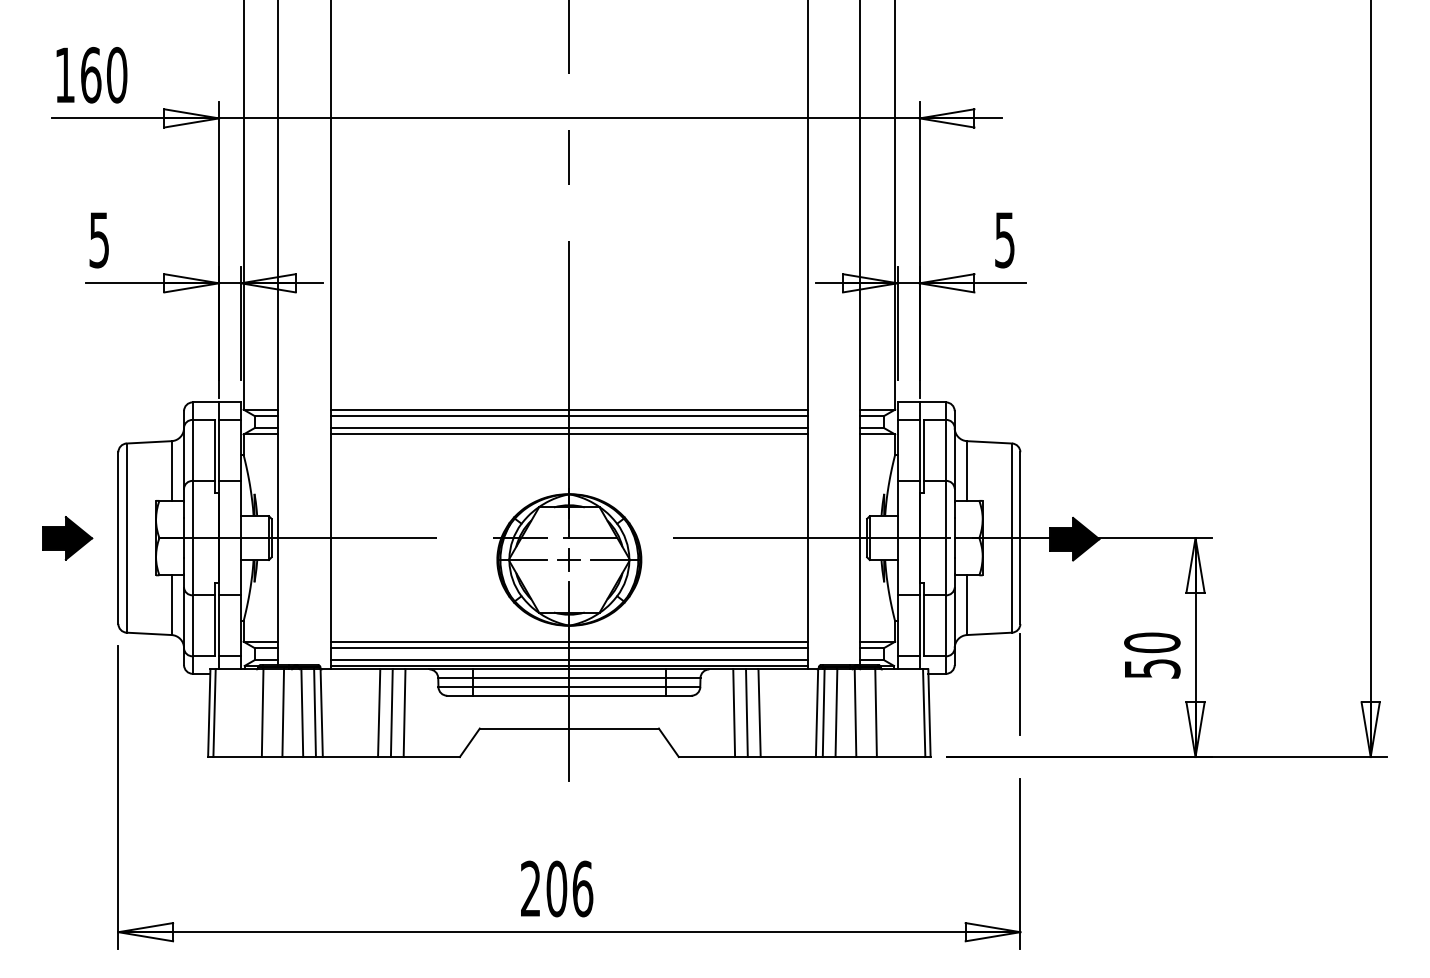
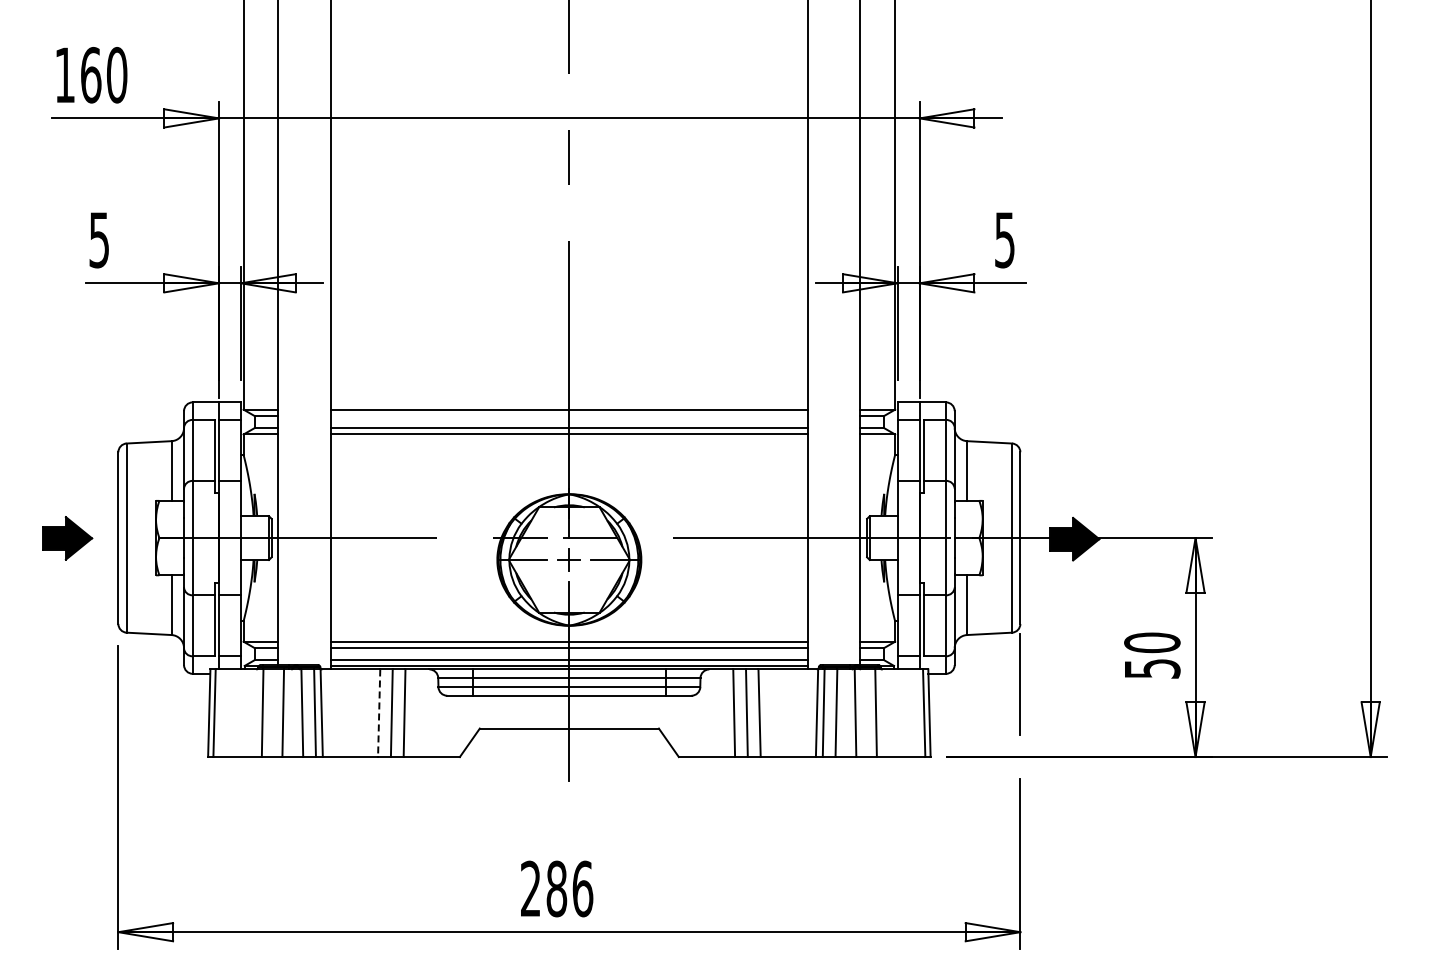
line: present -> none (568, 416)
line: solid -> dashed (379, 713)
text: 206 -> 286 (556, 889)
